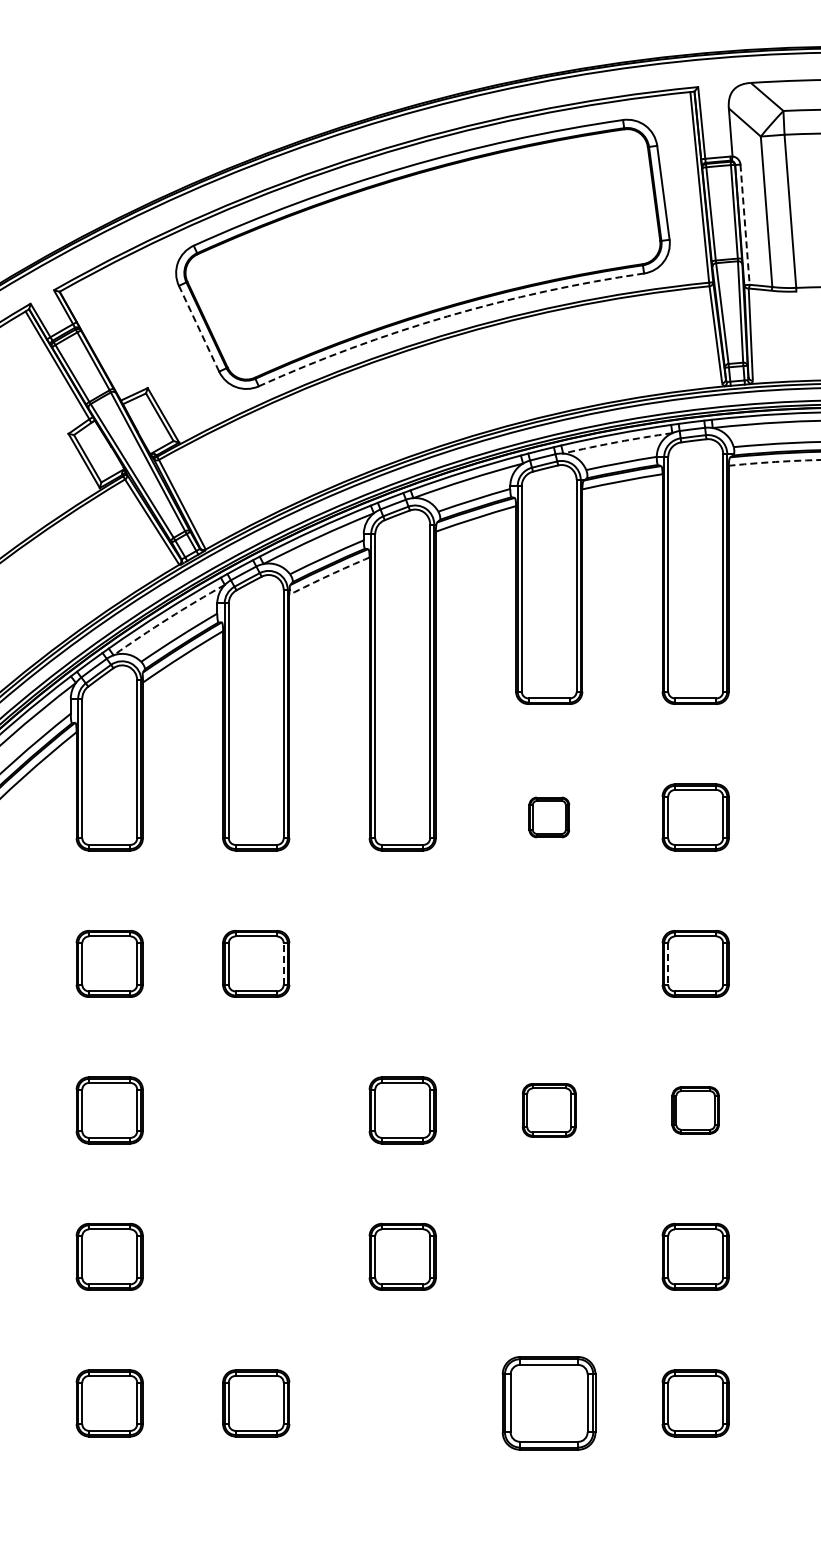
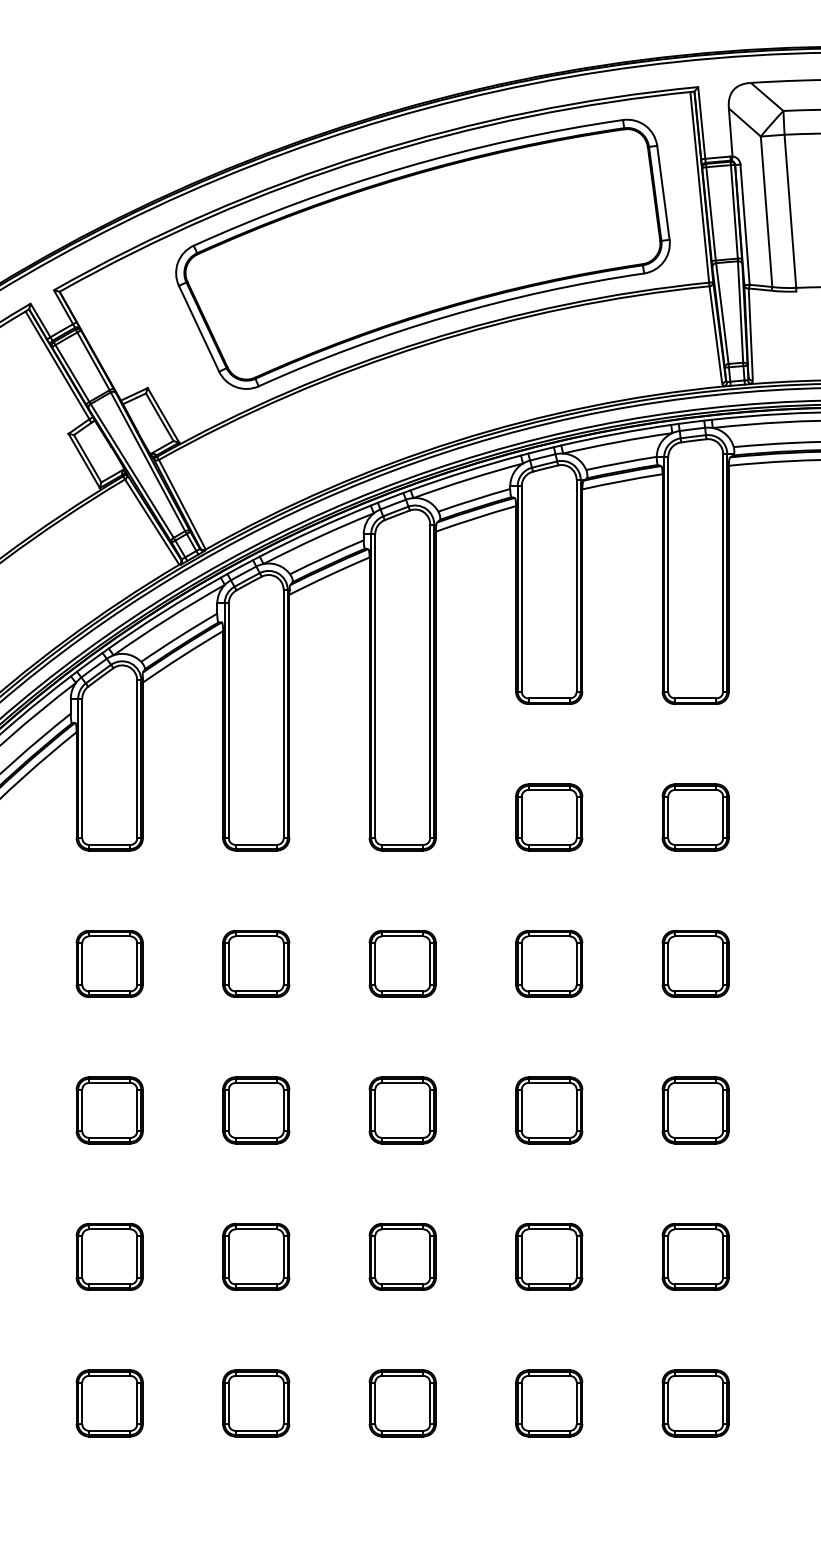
line: dashed -> solid (745, 225)
arc: dashed -> solid (447, 316)
line: dashed -> solid (198, 328)
arc: dashed -> solid (617, 442)
arc: dashed -> solid (774, 462)
arc: dashed -> solid (329, 575)
arc: dashed -> solid (168, 618)
part size: 43x43 px -> 69x69 px (549, 817)
line: dashed -> solid (283, 963)
part: none -> present (402, 963)
part: none -> present (549, 963)
line: dashed -> solid (668, 963)
part: none -> present (256, 1110)
part size: 56x55 px -> 69x69 px (549, 1110)
part size: 49x49 px -> 69x69 px (695, 1110)
part: none -> present (256, 1256)
part: none -> present (549, 1256)
part: none -> present (402, 1403)
part size: 96x95 px -> 69x69 px (549, 1403)
